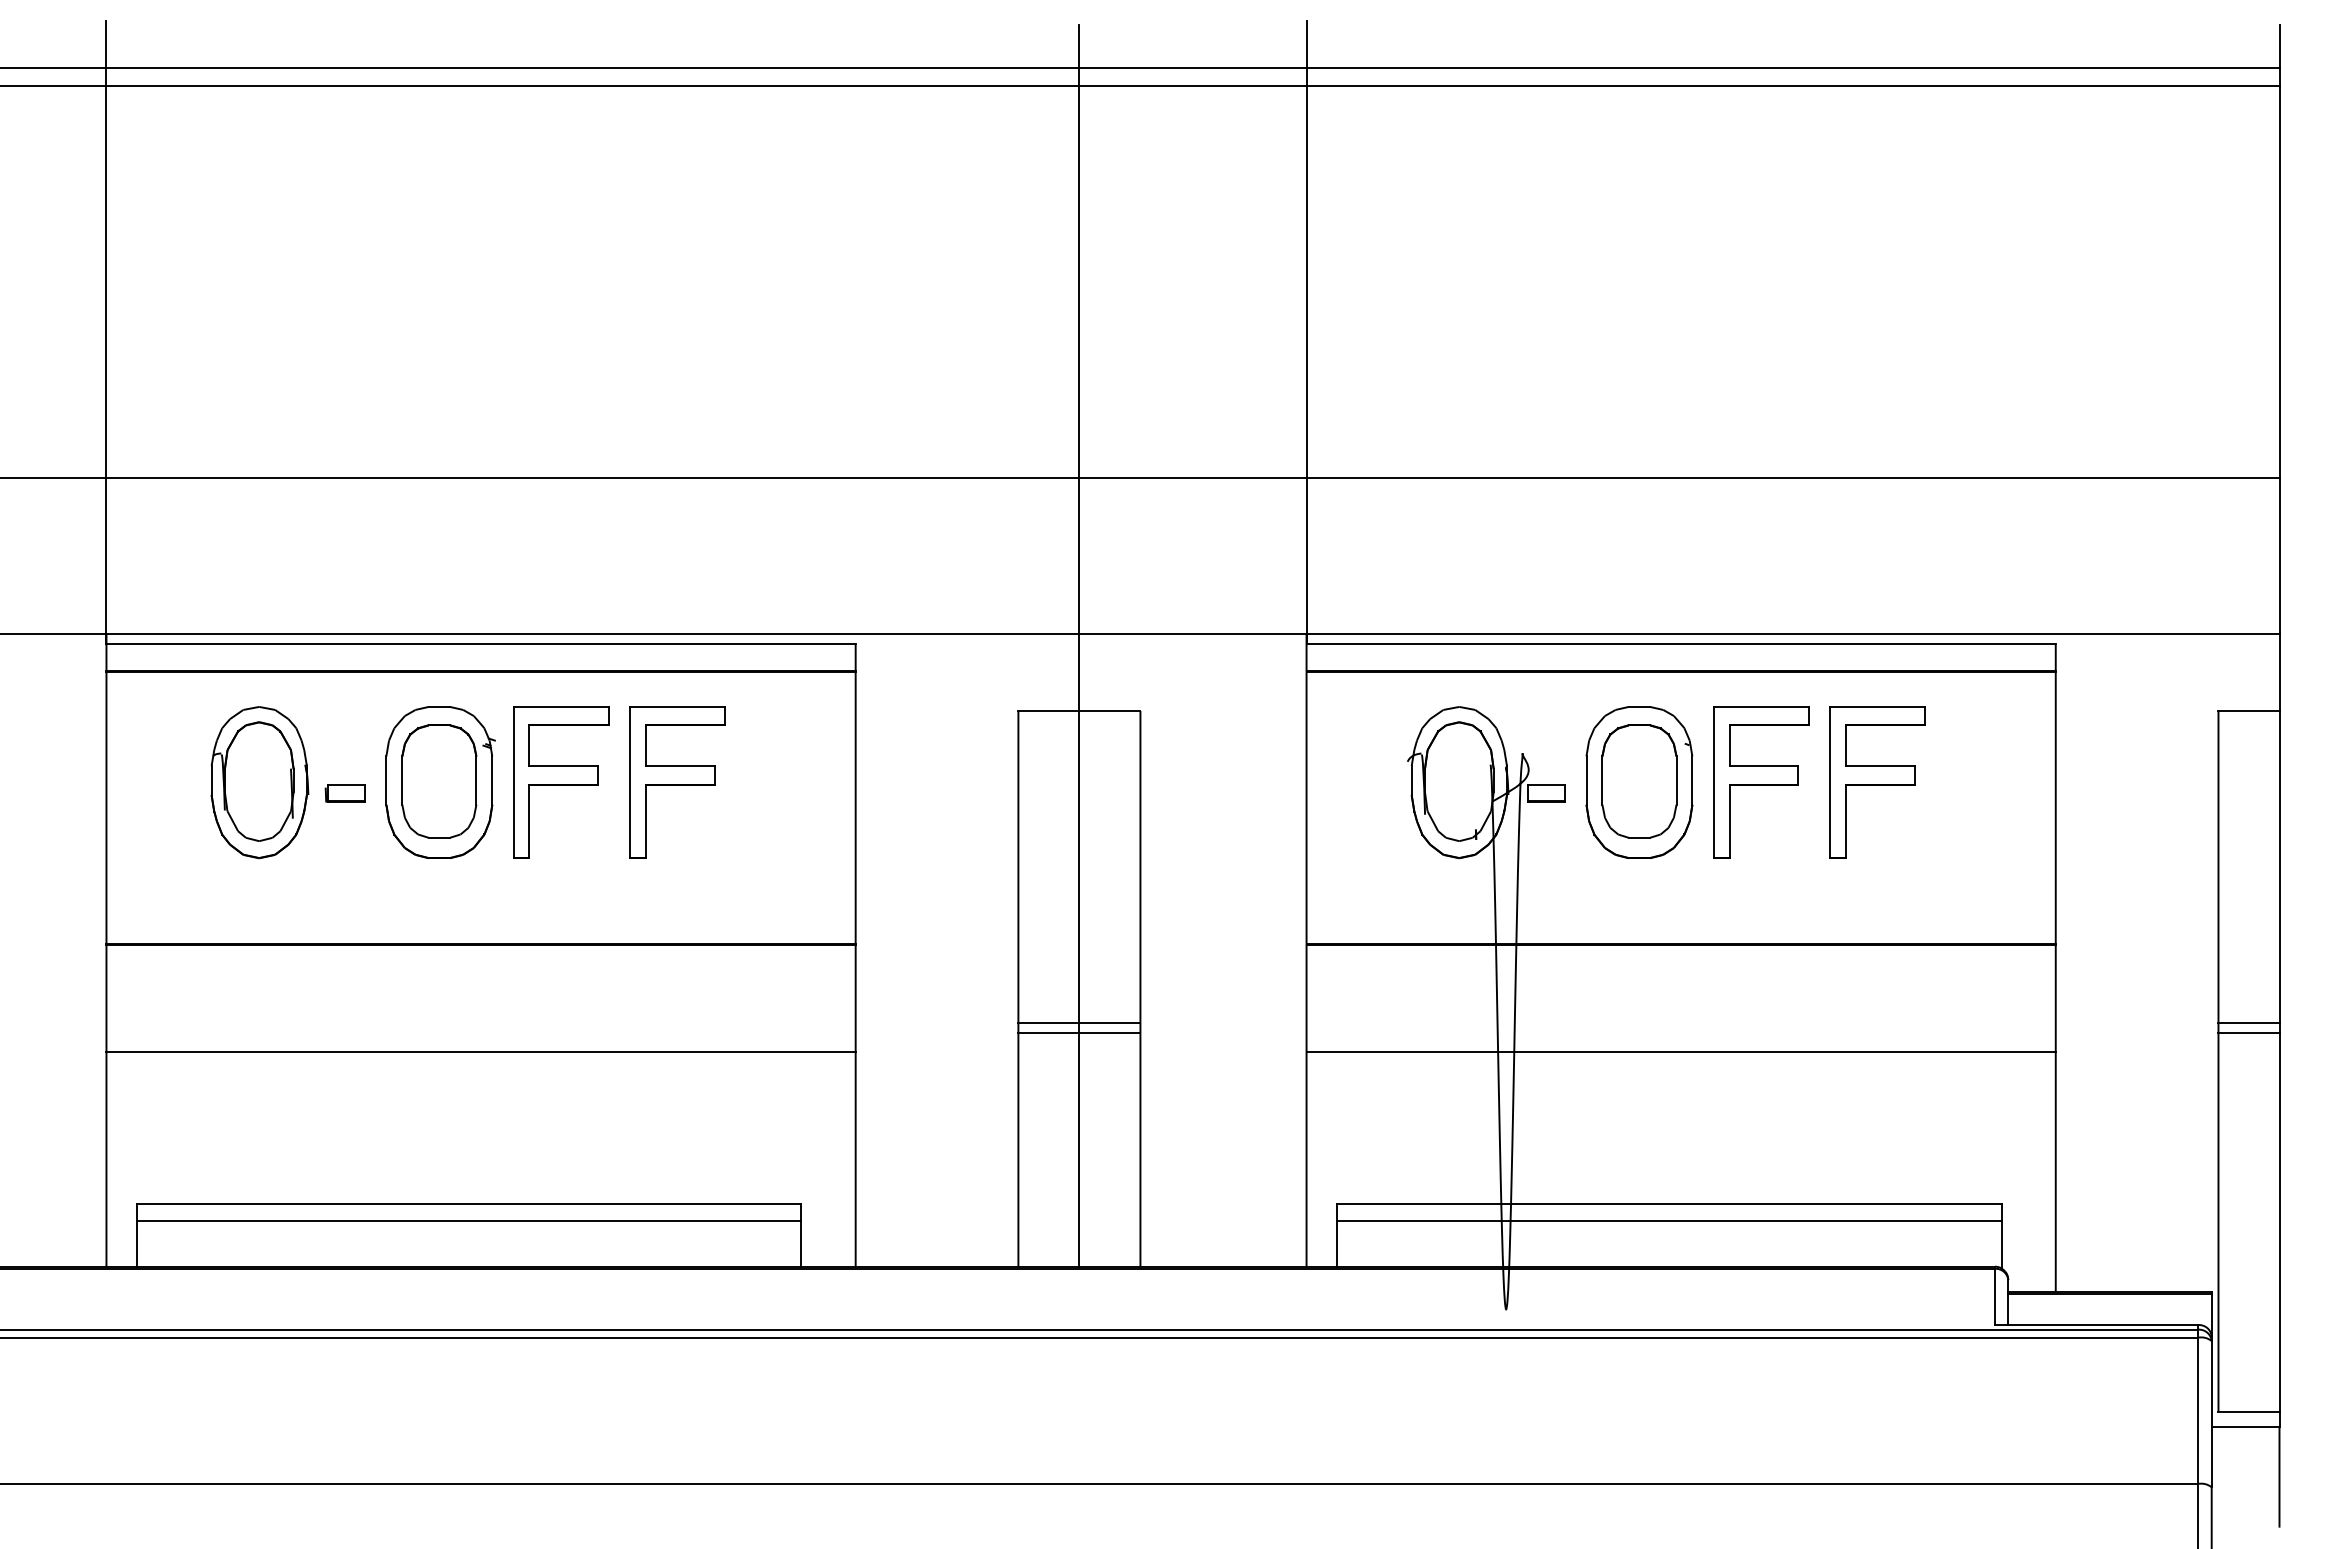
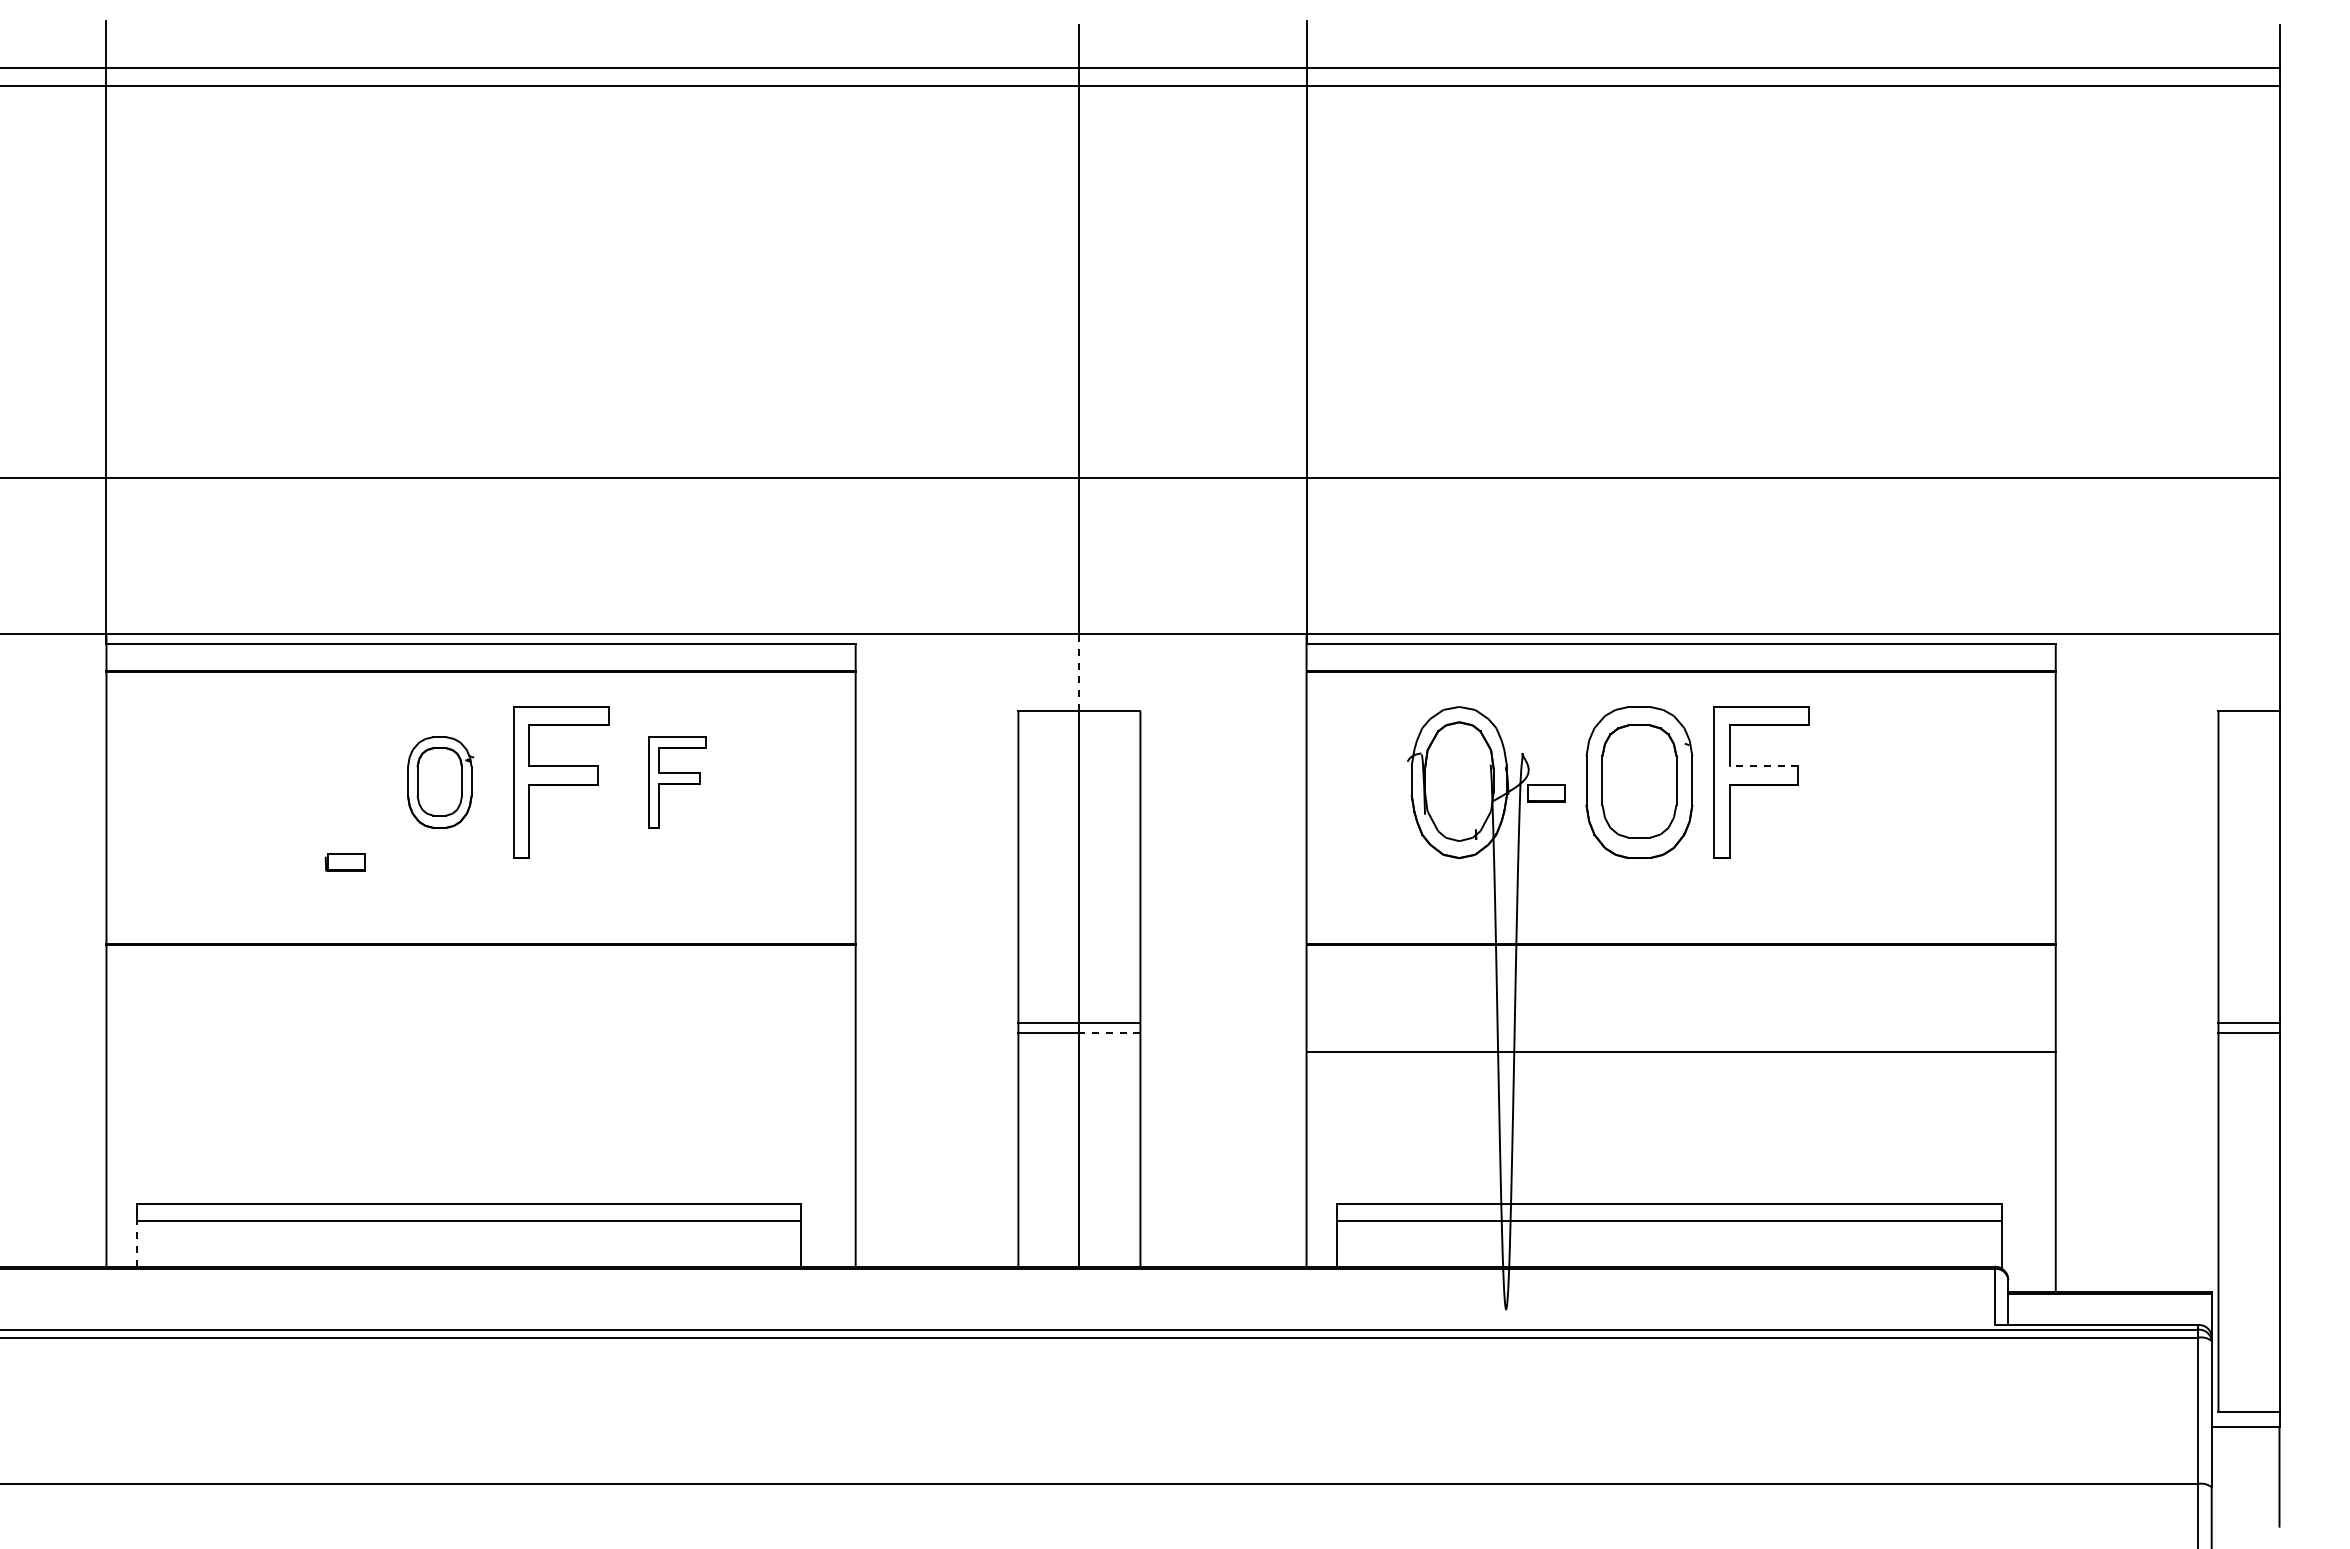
line: solid -> dashed (1079, 672)
line: solid -> dashed (1763, 765)
part: present -> none (259, 782)
part size: 111x153 px -> 67x93 px (440, 782)
part size: 97x153 px -> 59x93 px (677, 782)
part: present -> none (1877, 782)
part position: (344, 793) -> (344, 862) (344, 862)
line: solid -> dashed (1109, 1032)
line: present -> none (480, 1052)
line: solid -> dashed (136, 1243)
